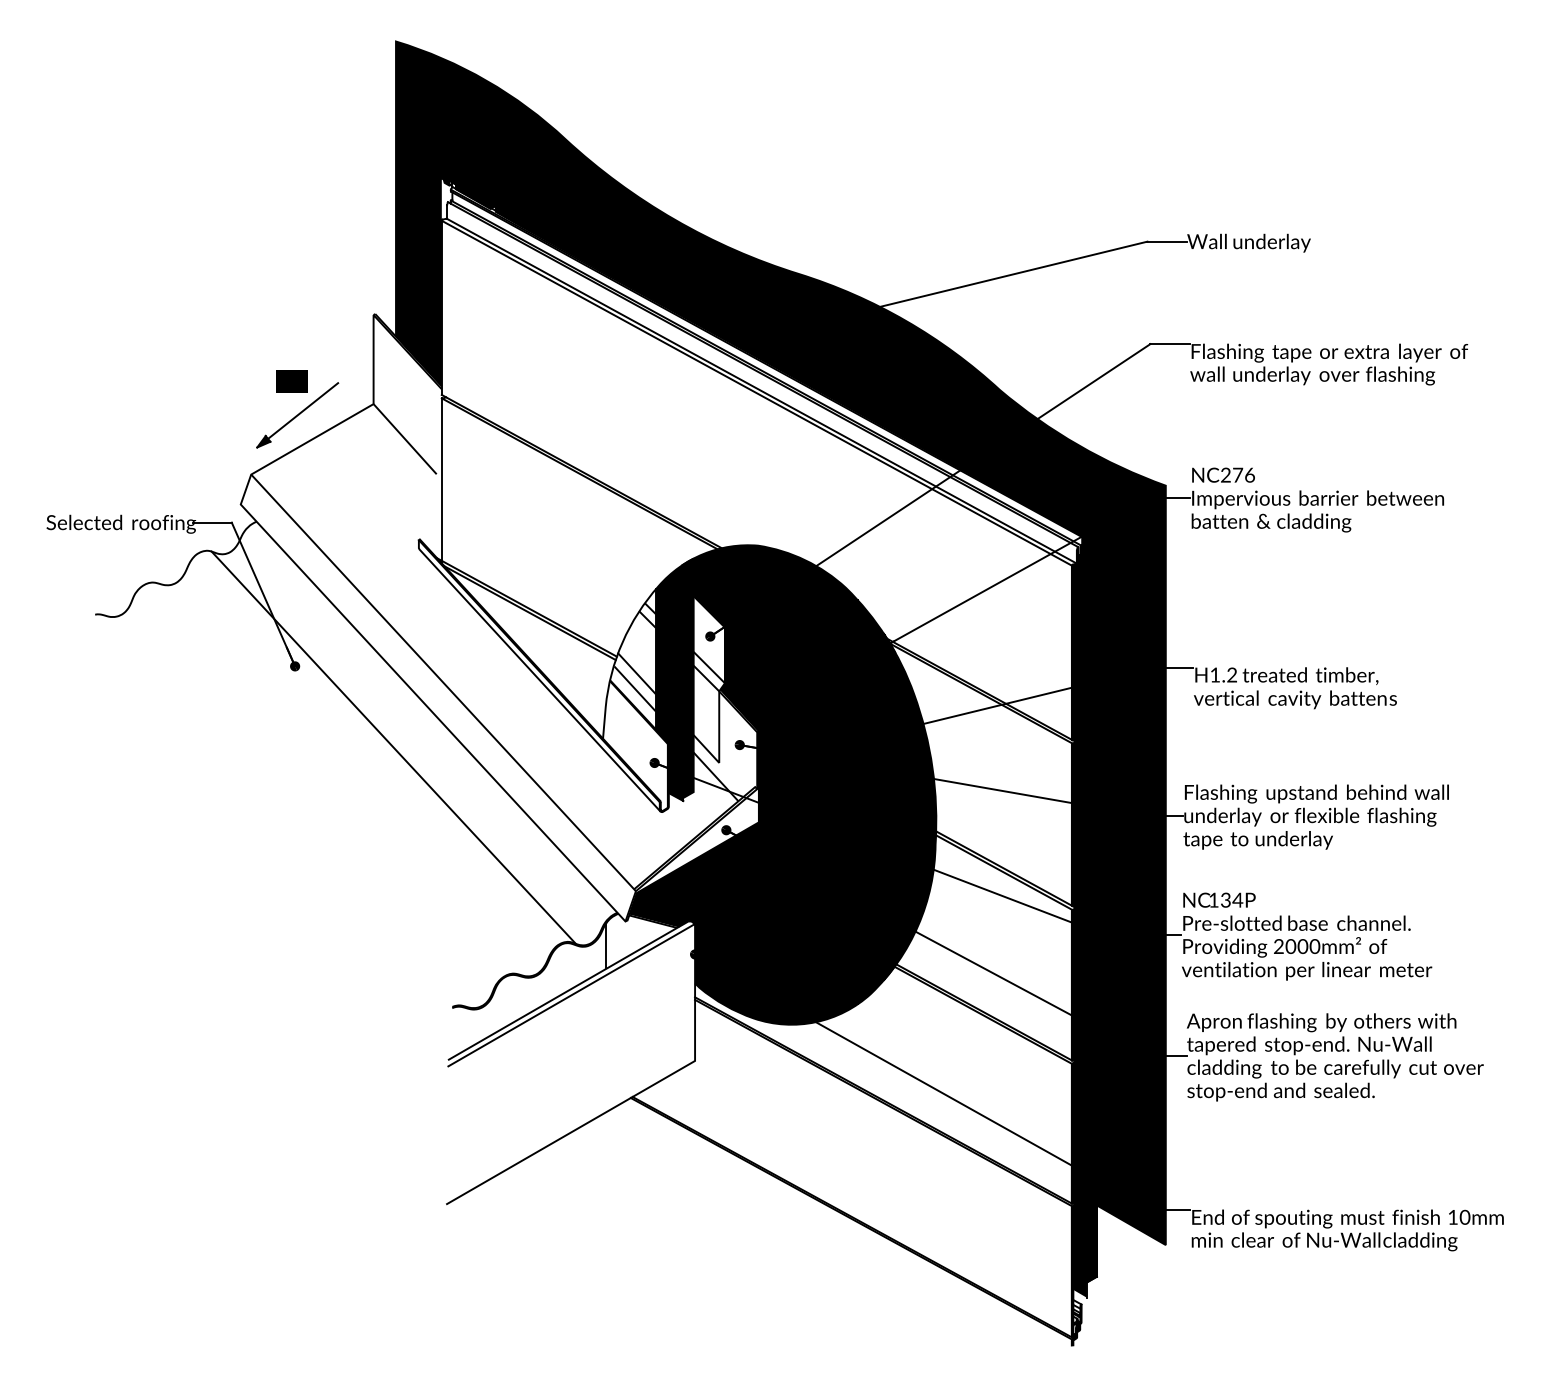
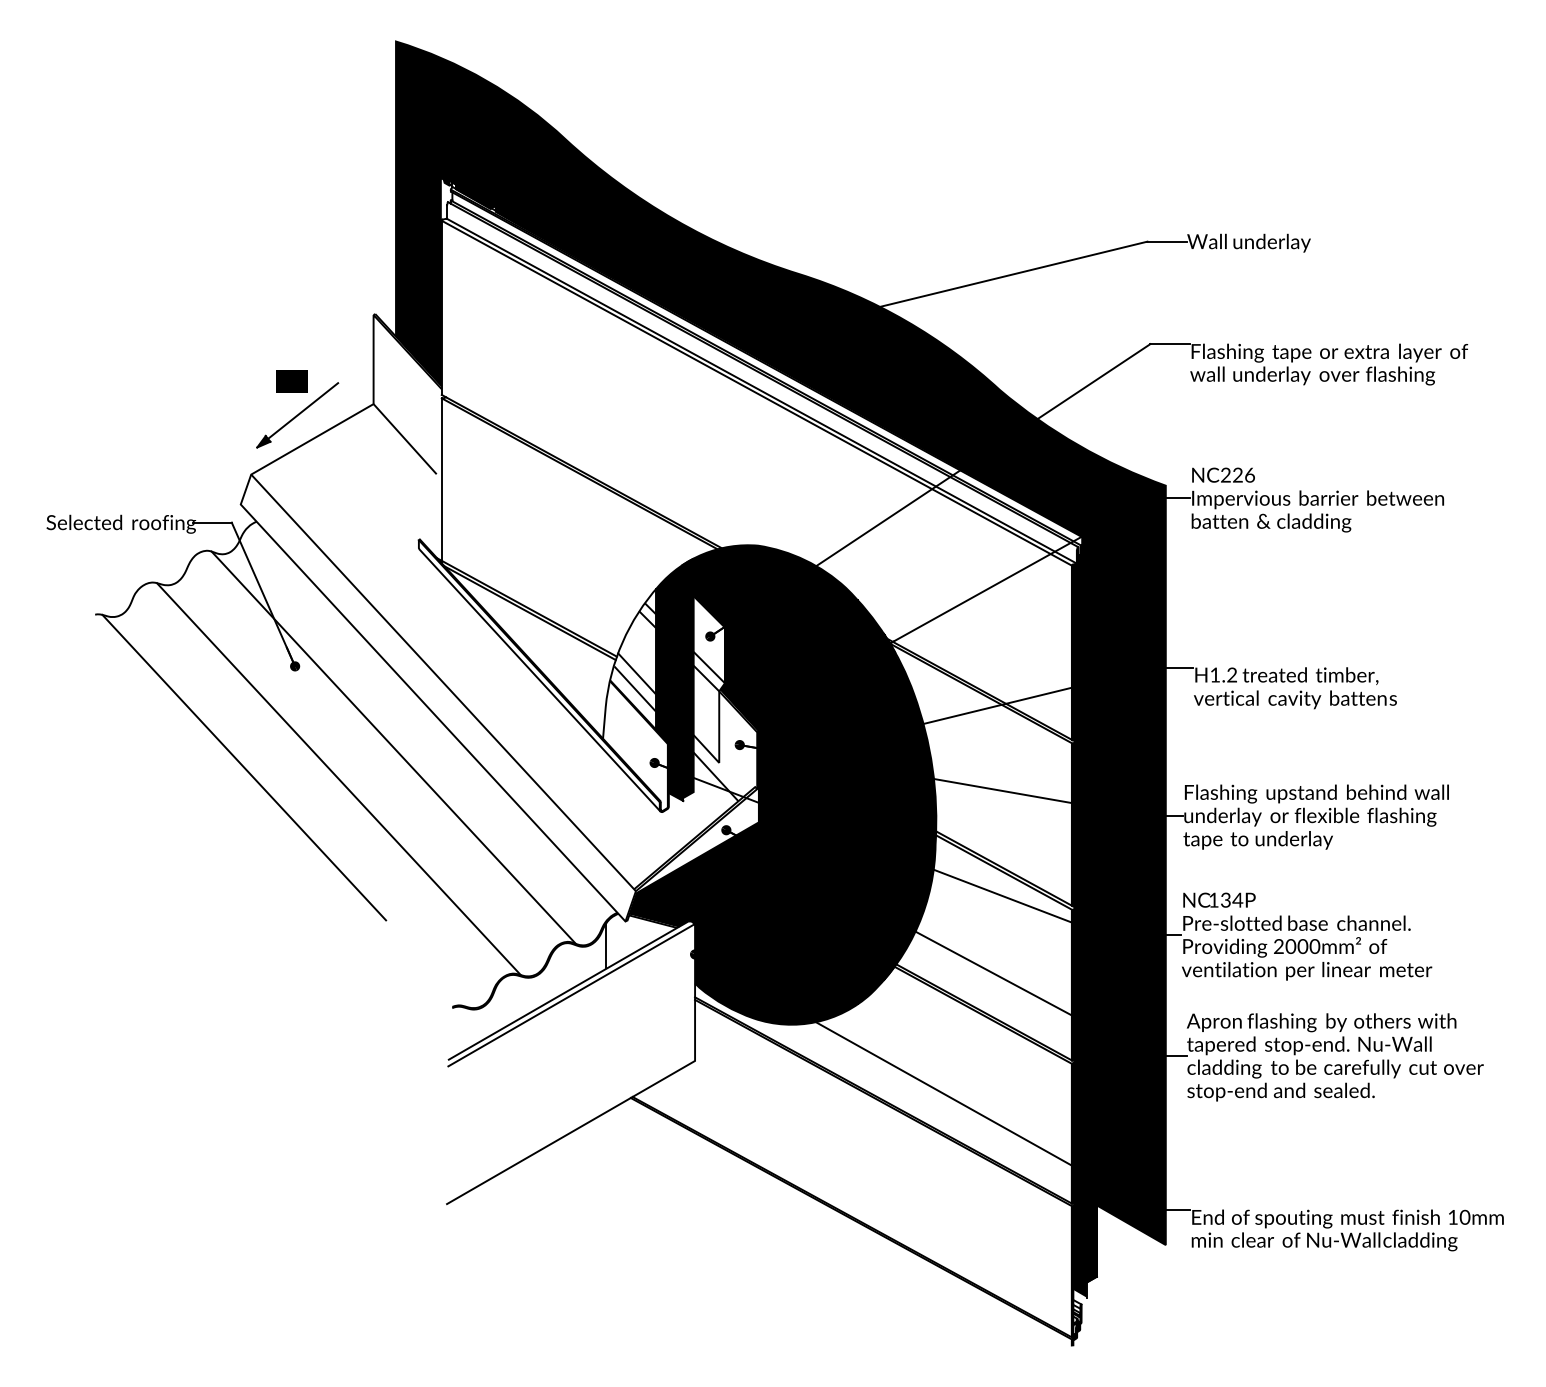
text: NC276 -> NC226 (1238, 474)
line: none -> present (244, 767)
line: none -> present (338, 779)
